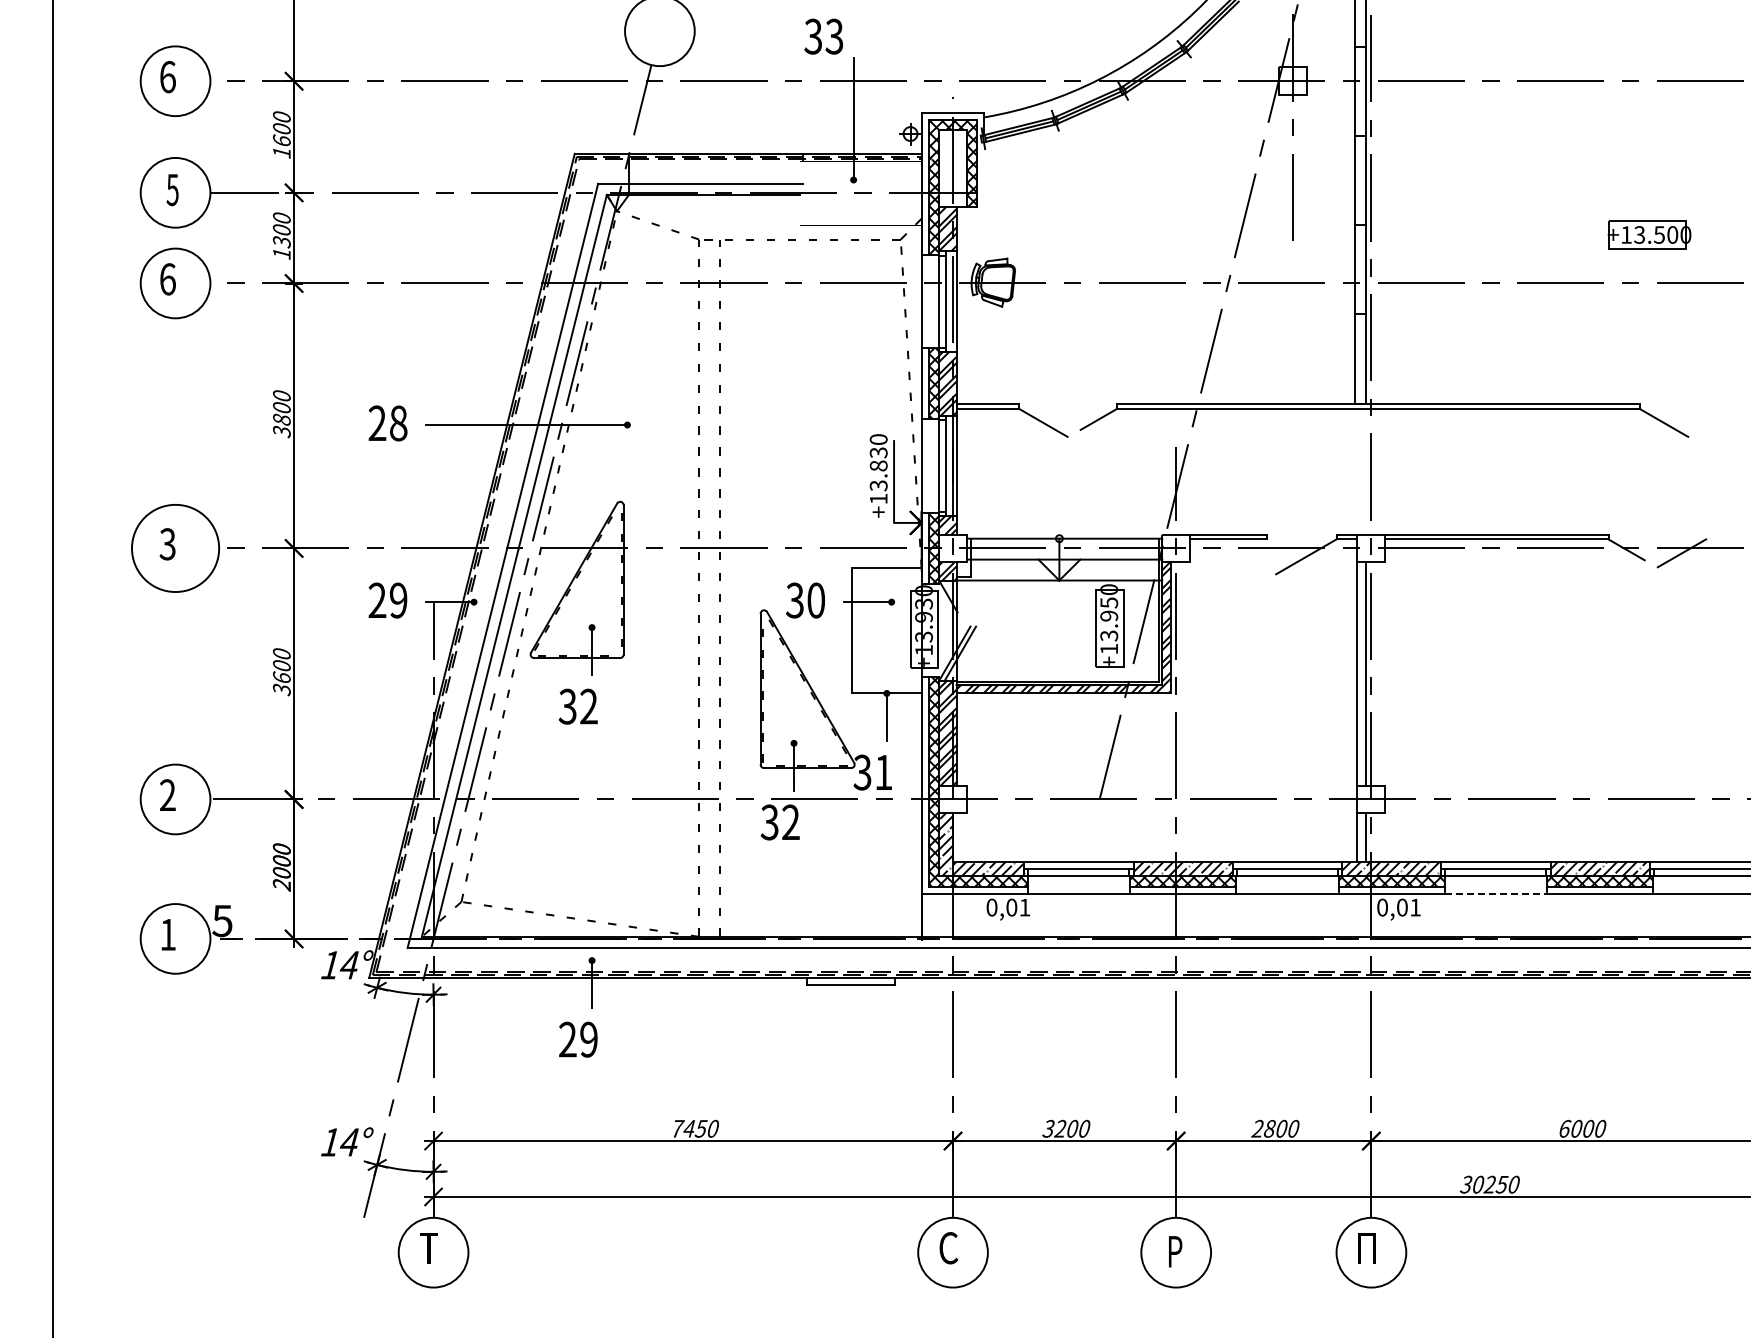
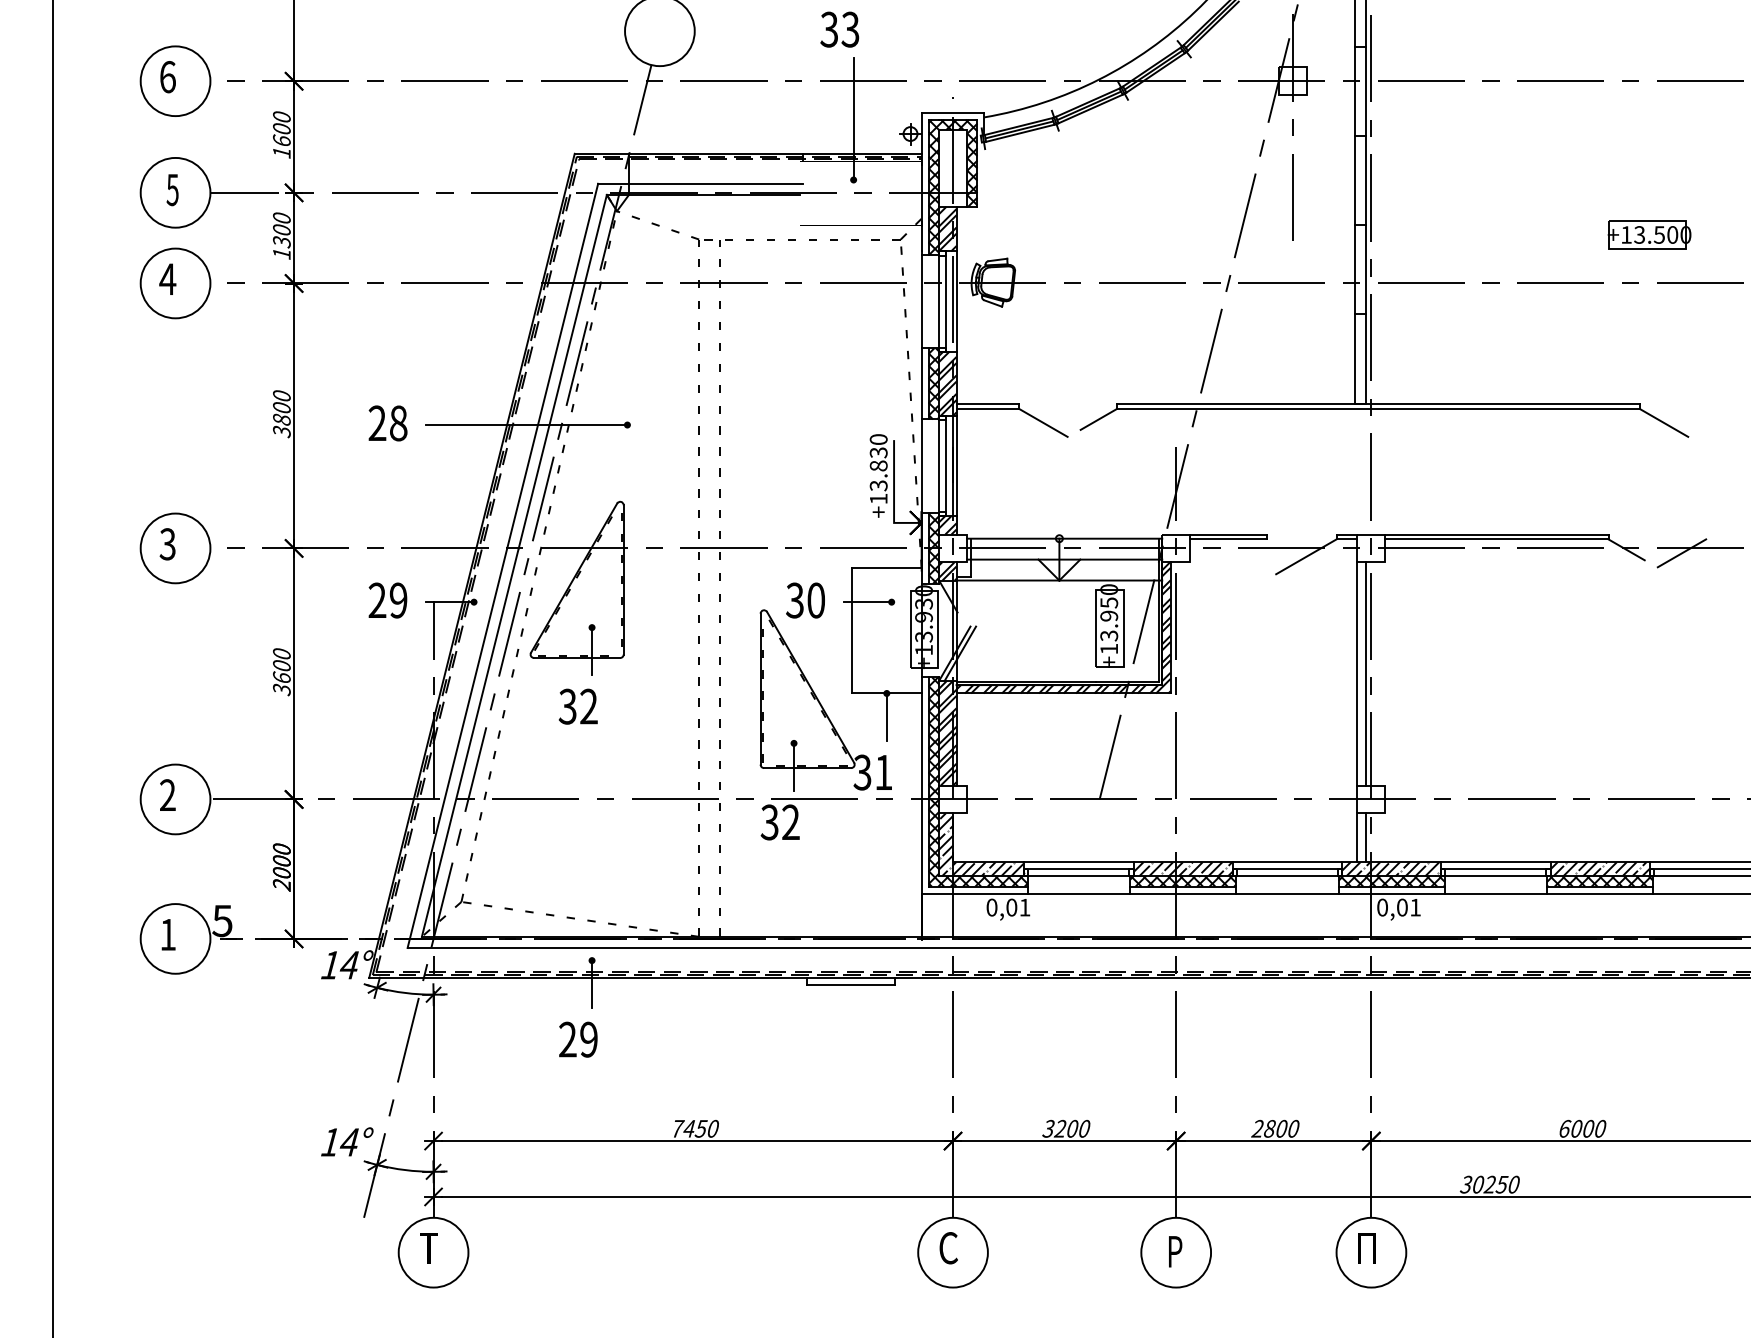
text position: (823, 36) -> (839, 29) (839, 29)
text: 6 -> 4 (167, 279)
circle diameter: 87 px -> 70 px (175, 548)
line: dashed -> solid (1496, 893)
